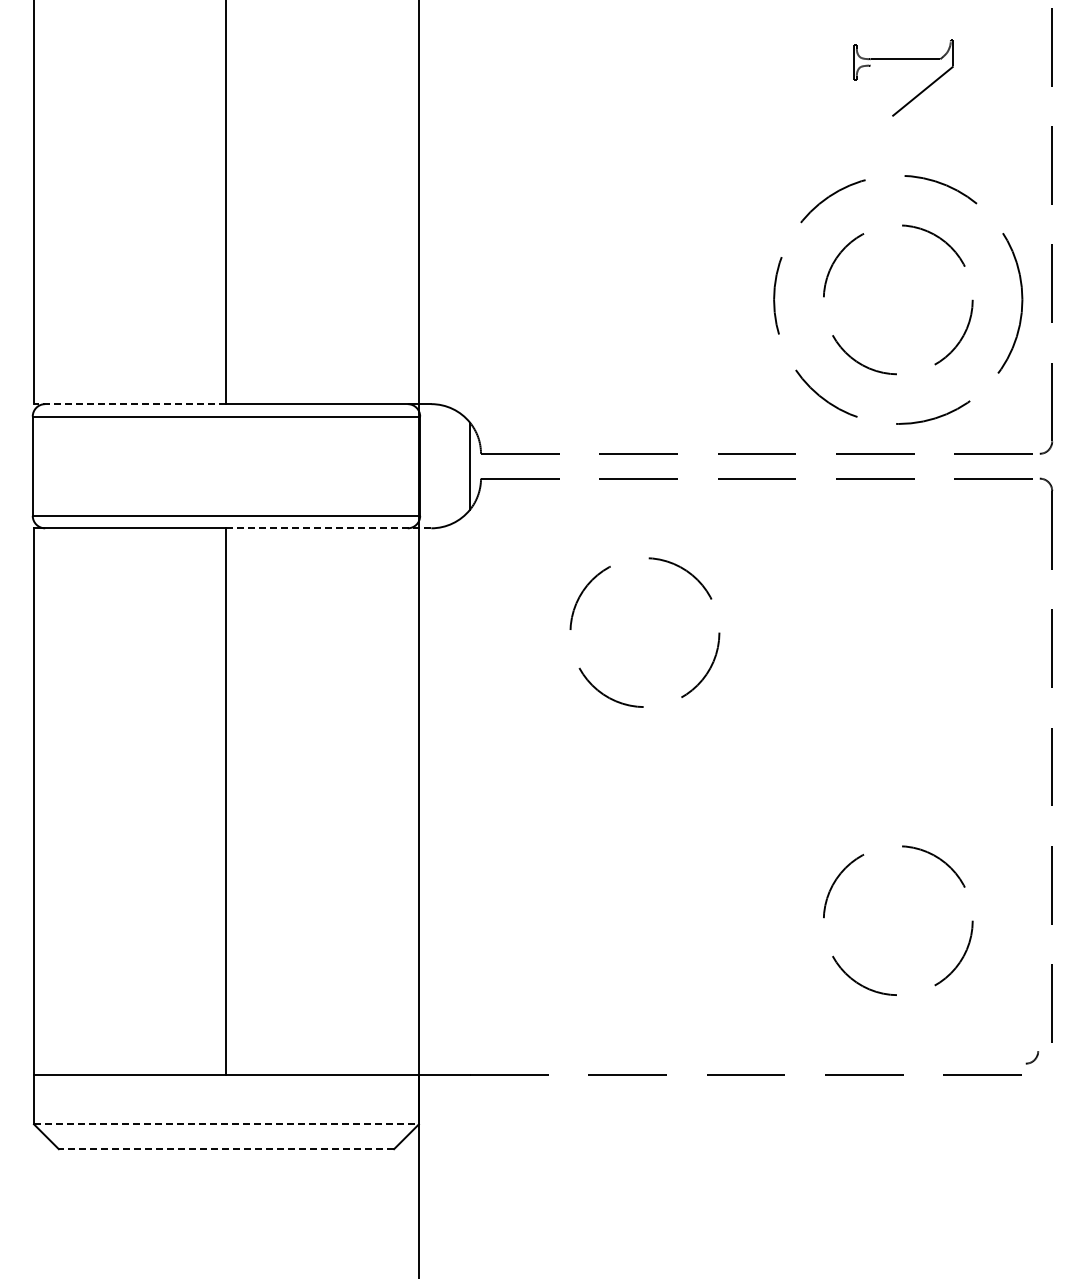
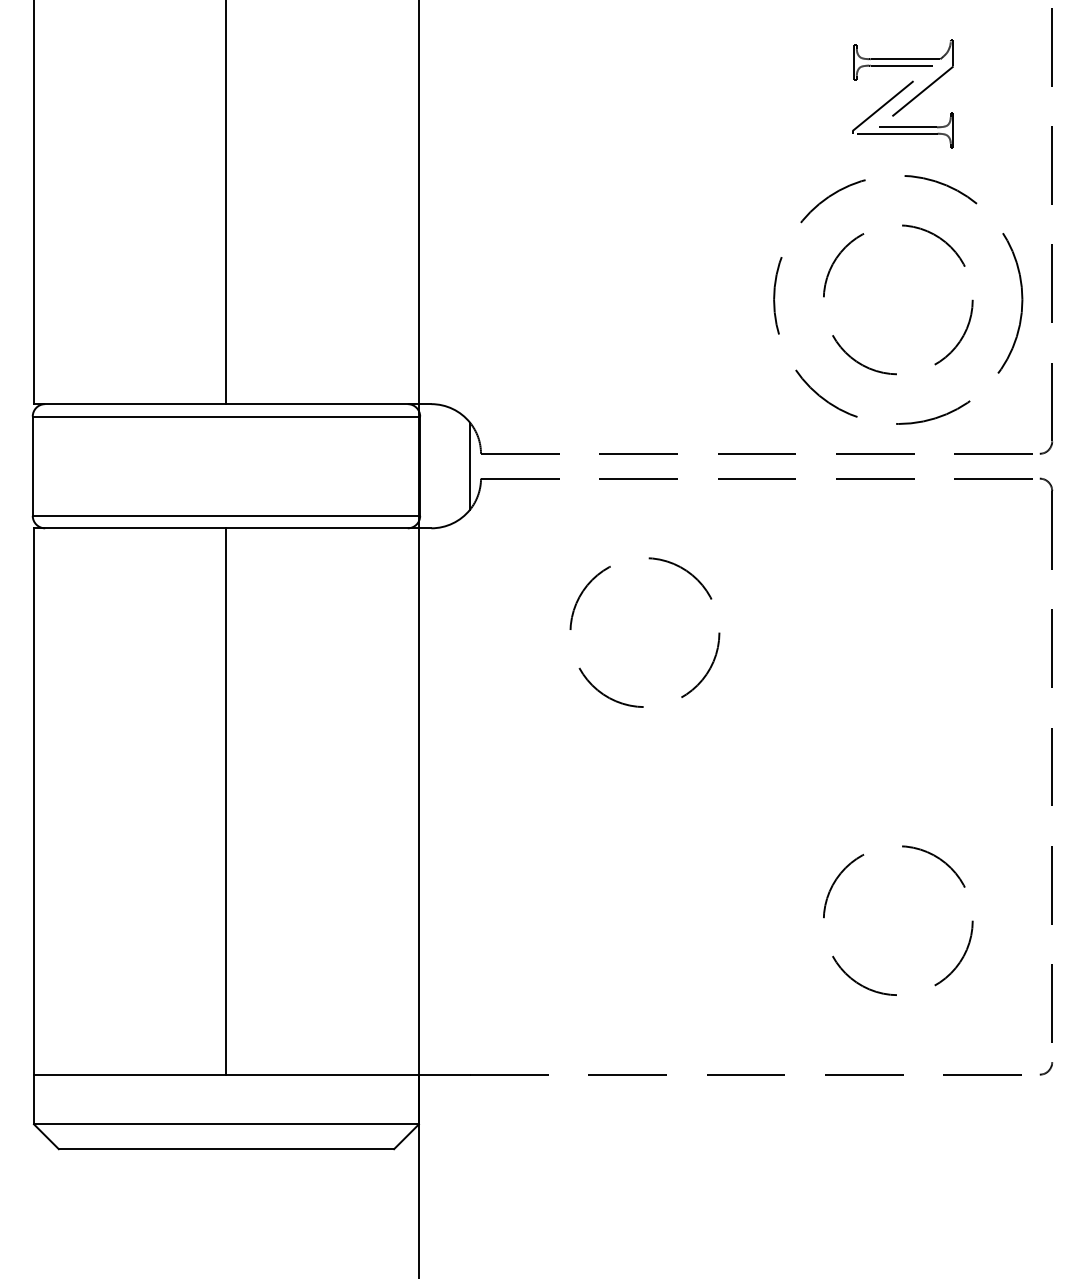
line: none -> present (901, 65)
part: none -> present (902, 126)
line: dashed -> solid (129, 404)
line: dashed -> solid (329, 528)
arc position: (1034, 1058) -> (1048, 1069) (1048, 1069)
line: dashed -> solid (226, 1124)
line: dashed -> solid (226, 1149)
